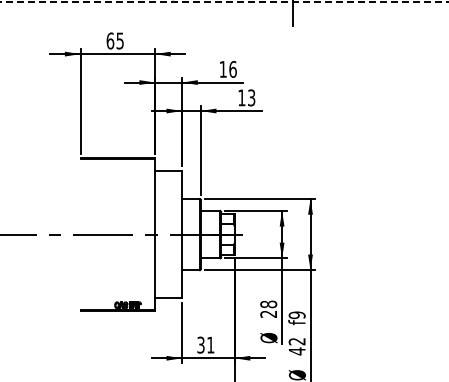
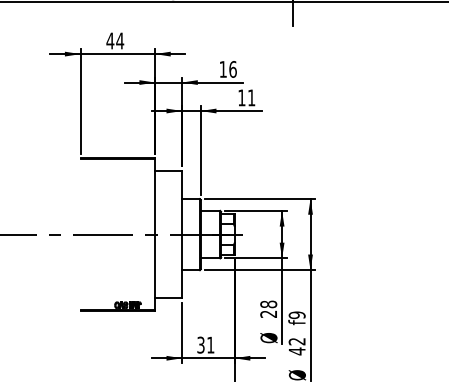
line: dashed -> solid (224, 2)
text: 65 -> 44 (115, 40)
text: 13 -> 11 (251, 97)
